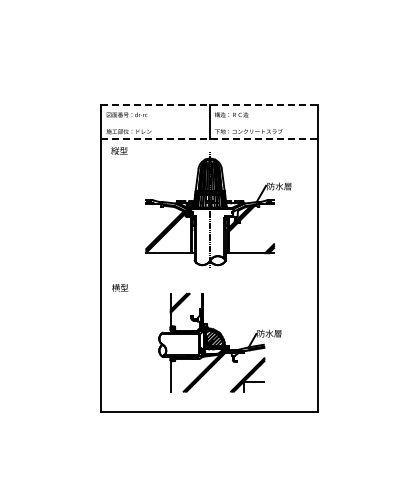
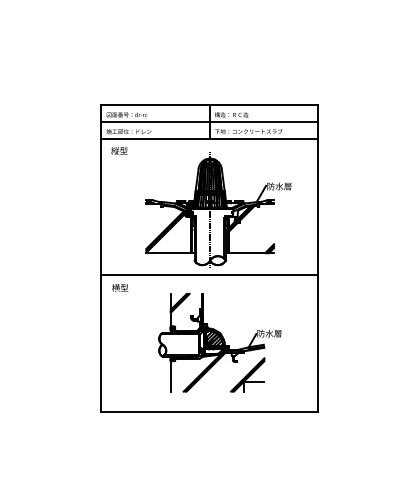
line: dashed -> solid (210, 105)
line: none -> present (209, 122)
line: dashed -> solid (210, 138)
line: none -> present (209, 275)
